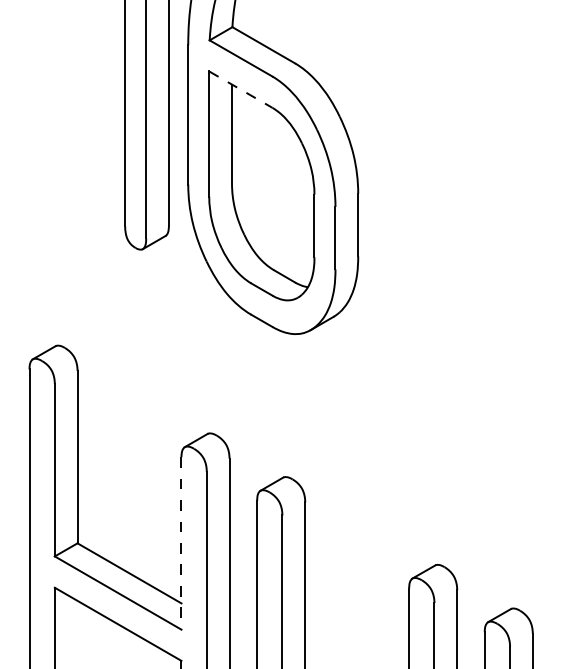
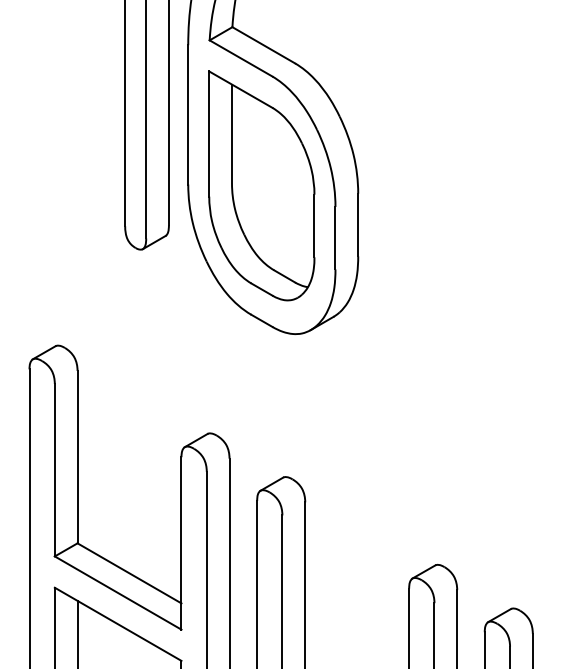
line: dashed -> solid (241, 89)
line: dashed -> solid (181, 543)
line: none -> present (77, 632)
